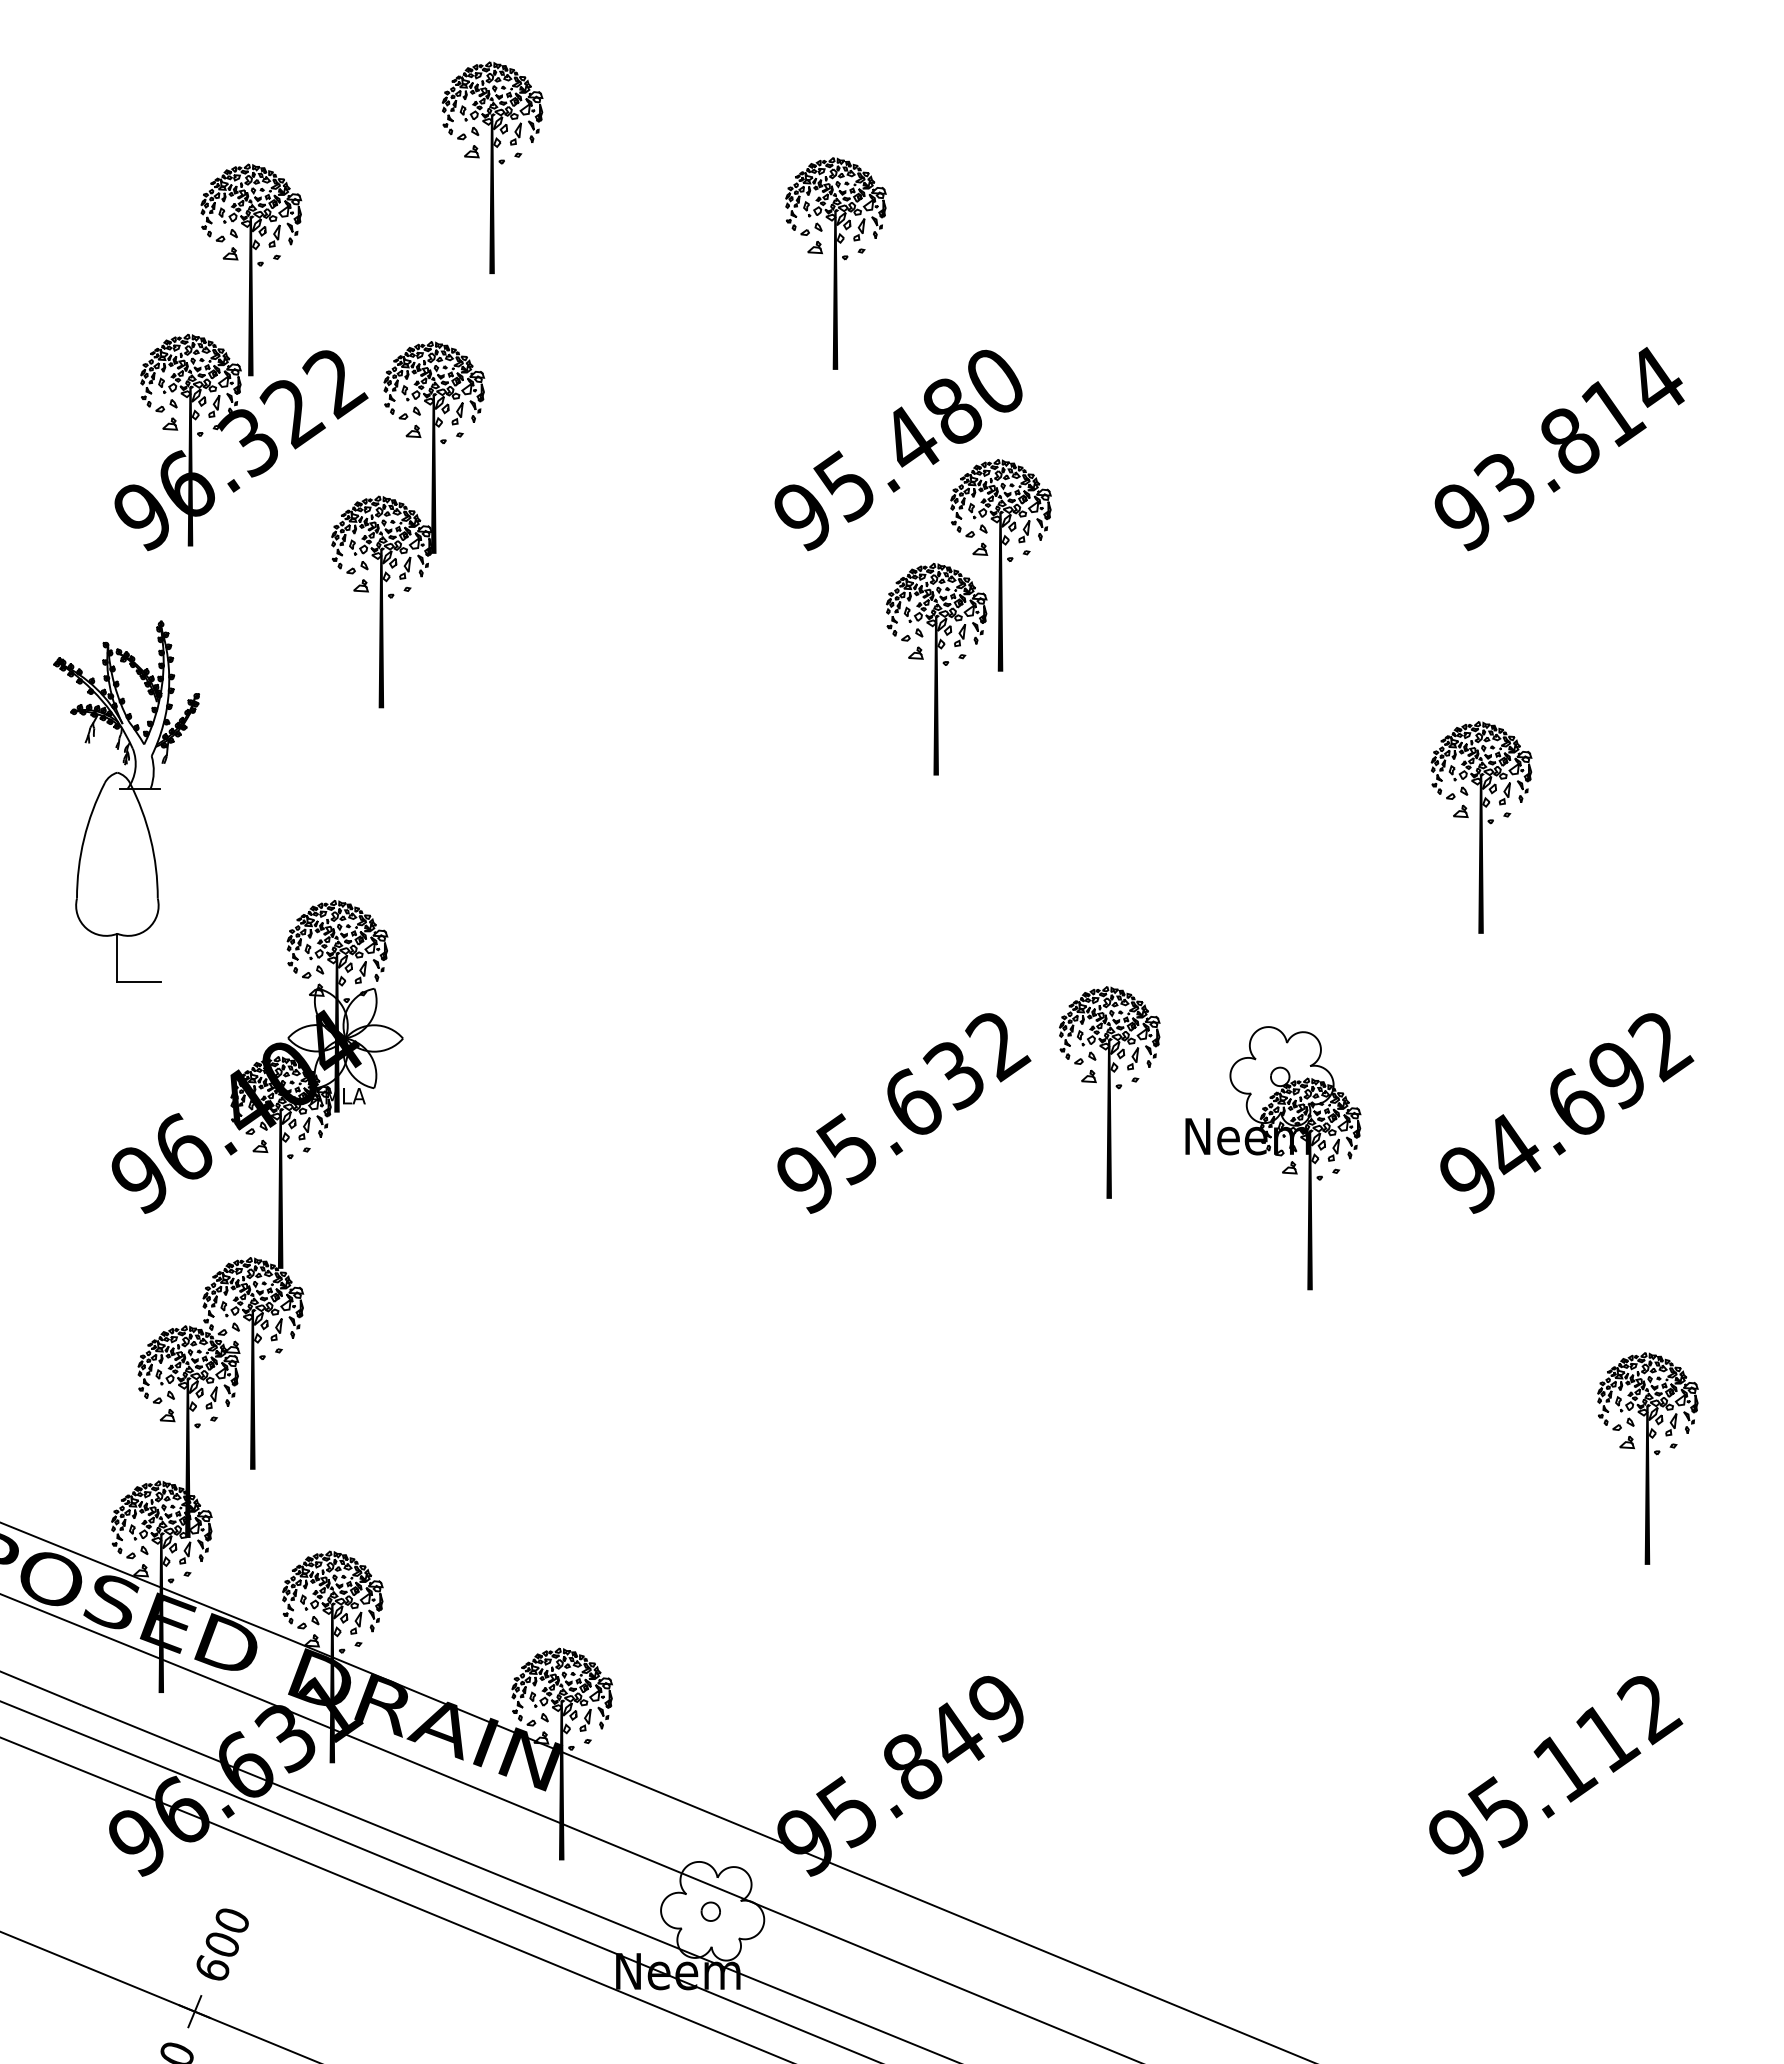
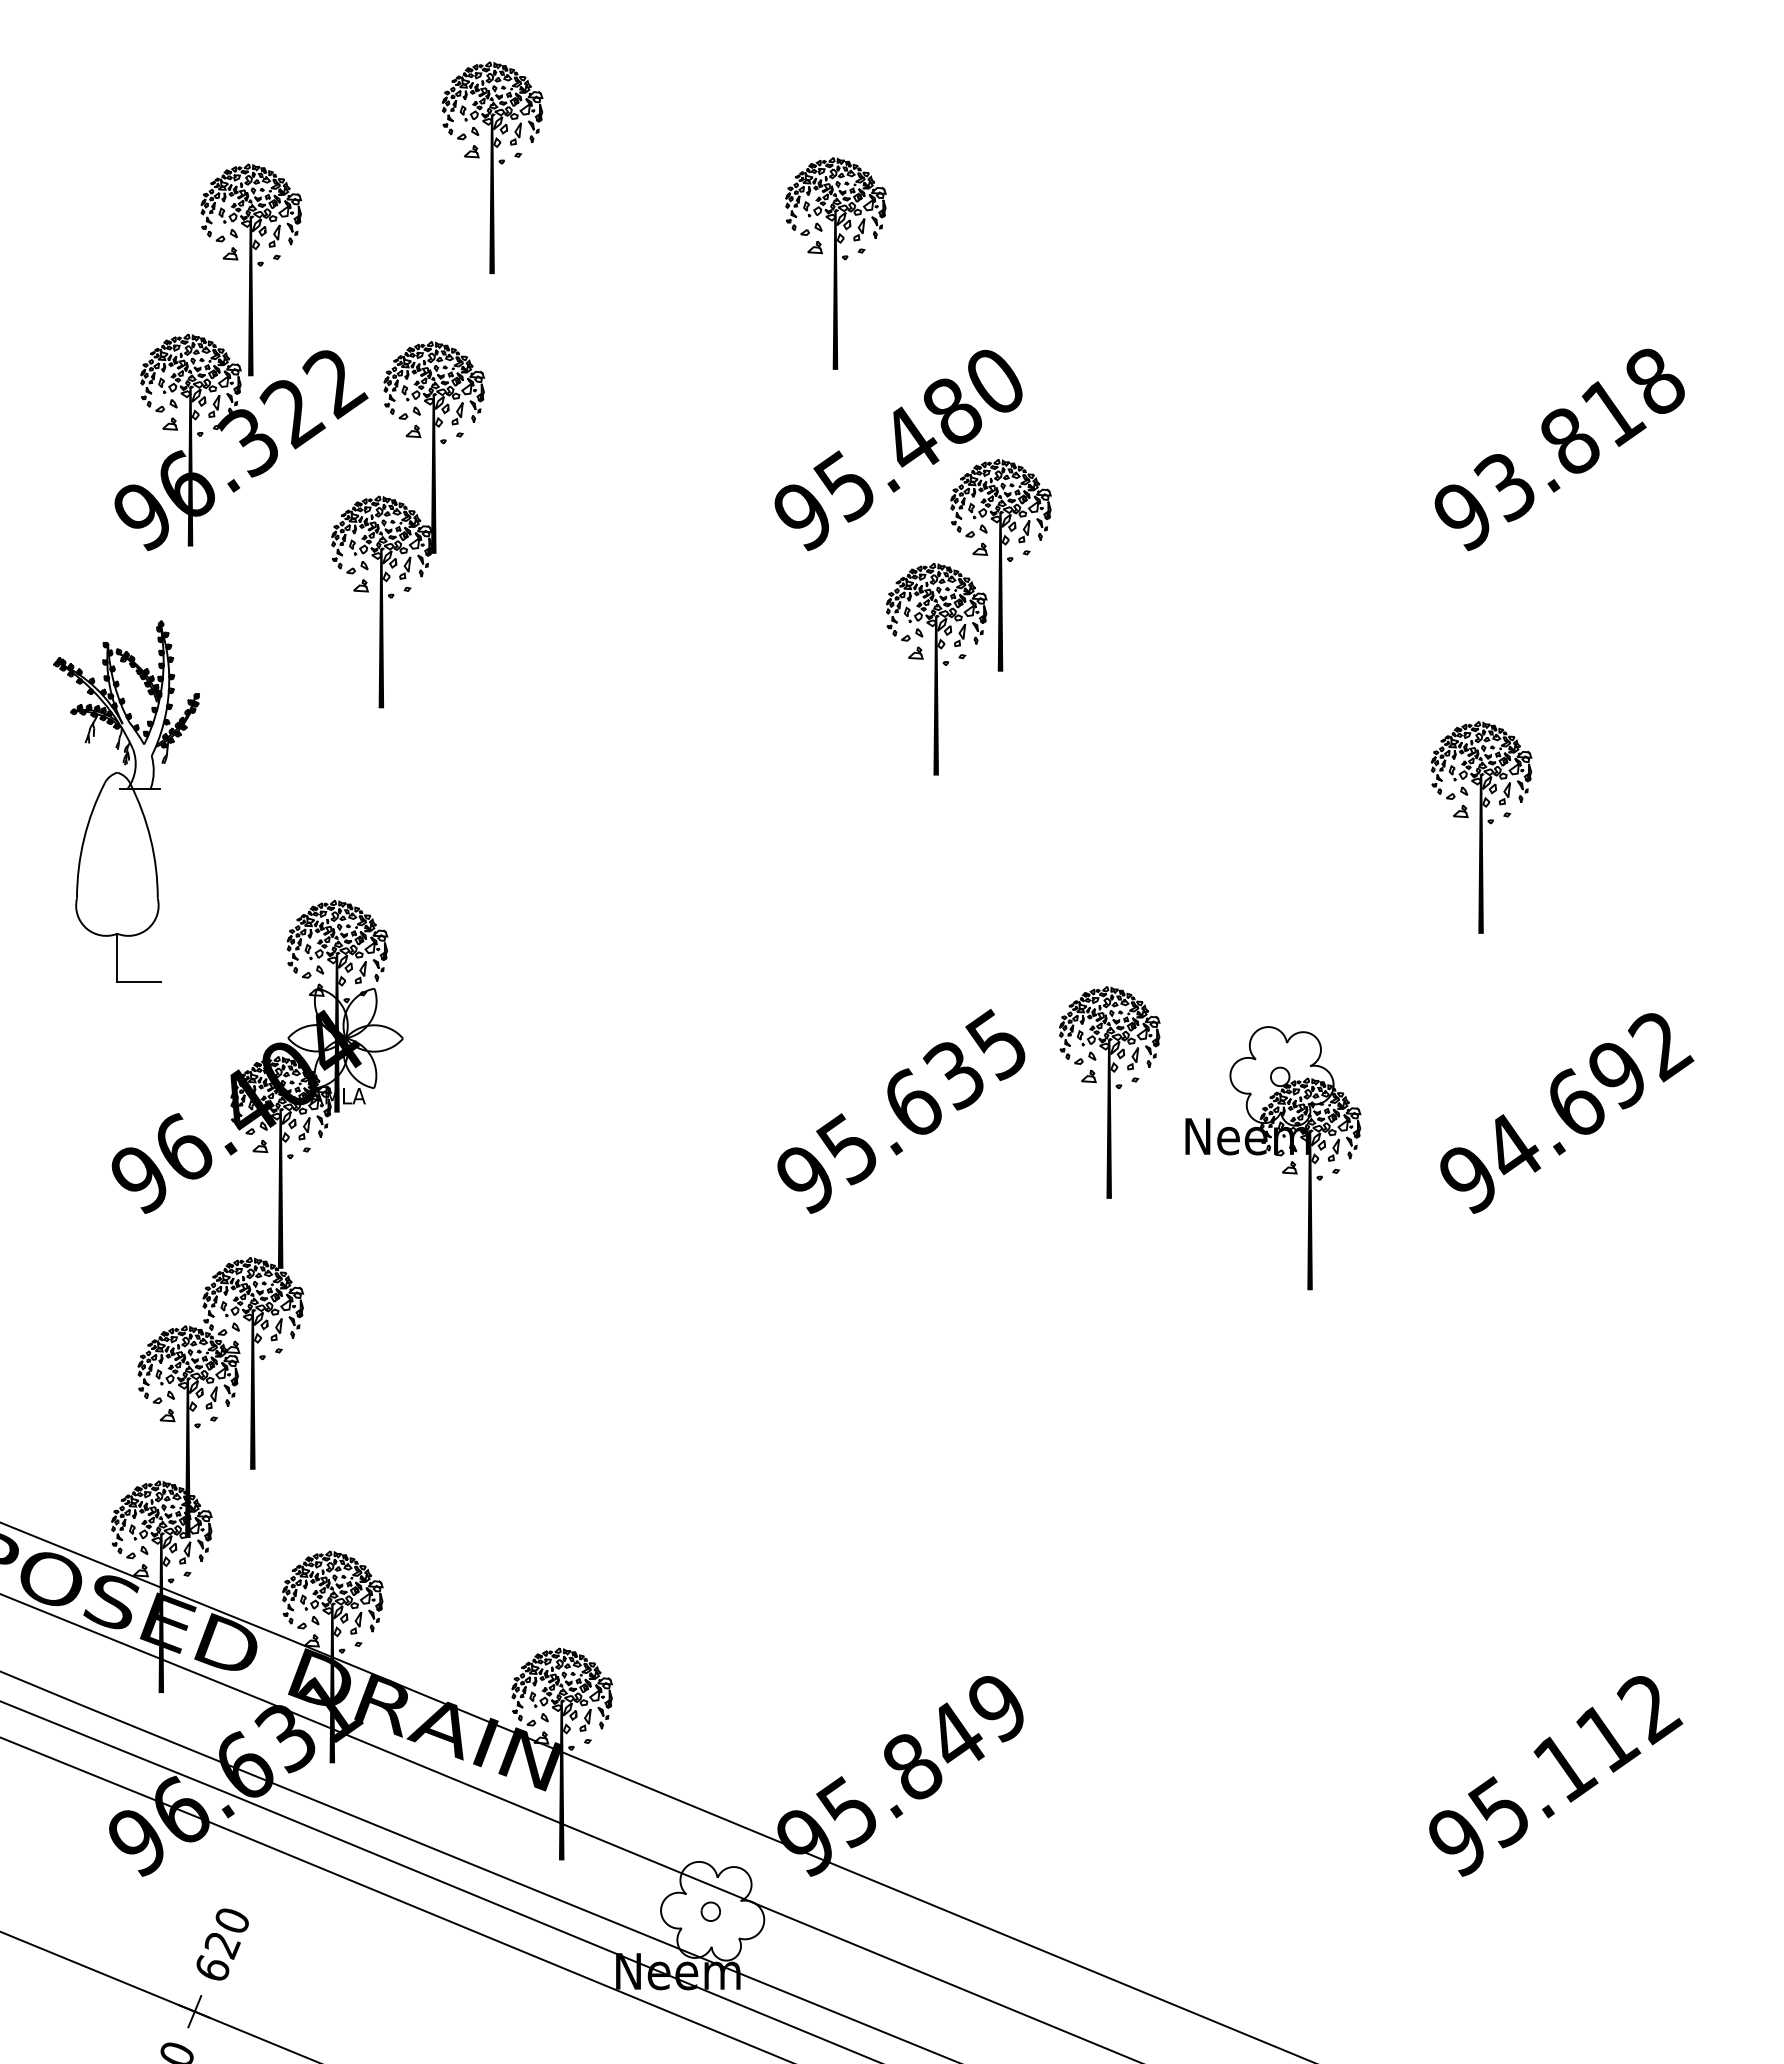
text: 93.814 -> 93.818 (1655, 380)
text: 95.632 -> 95.635 (998, 1045)
part: present -> none (1647, 1458)
text: 600 -> 620 (222, 1945)
